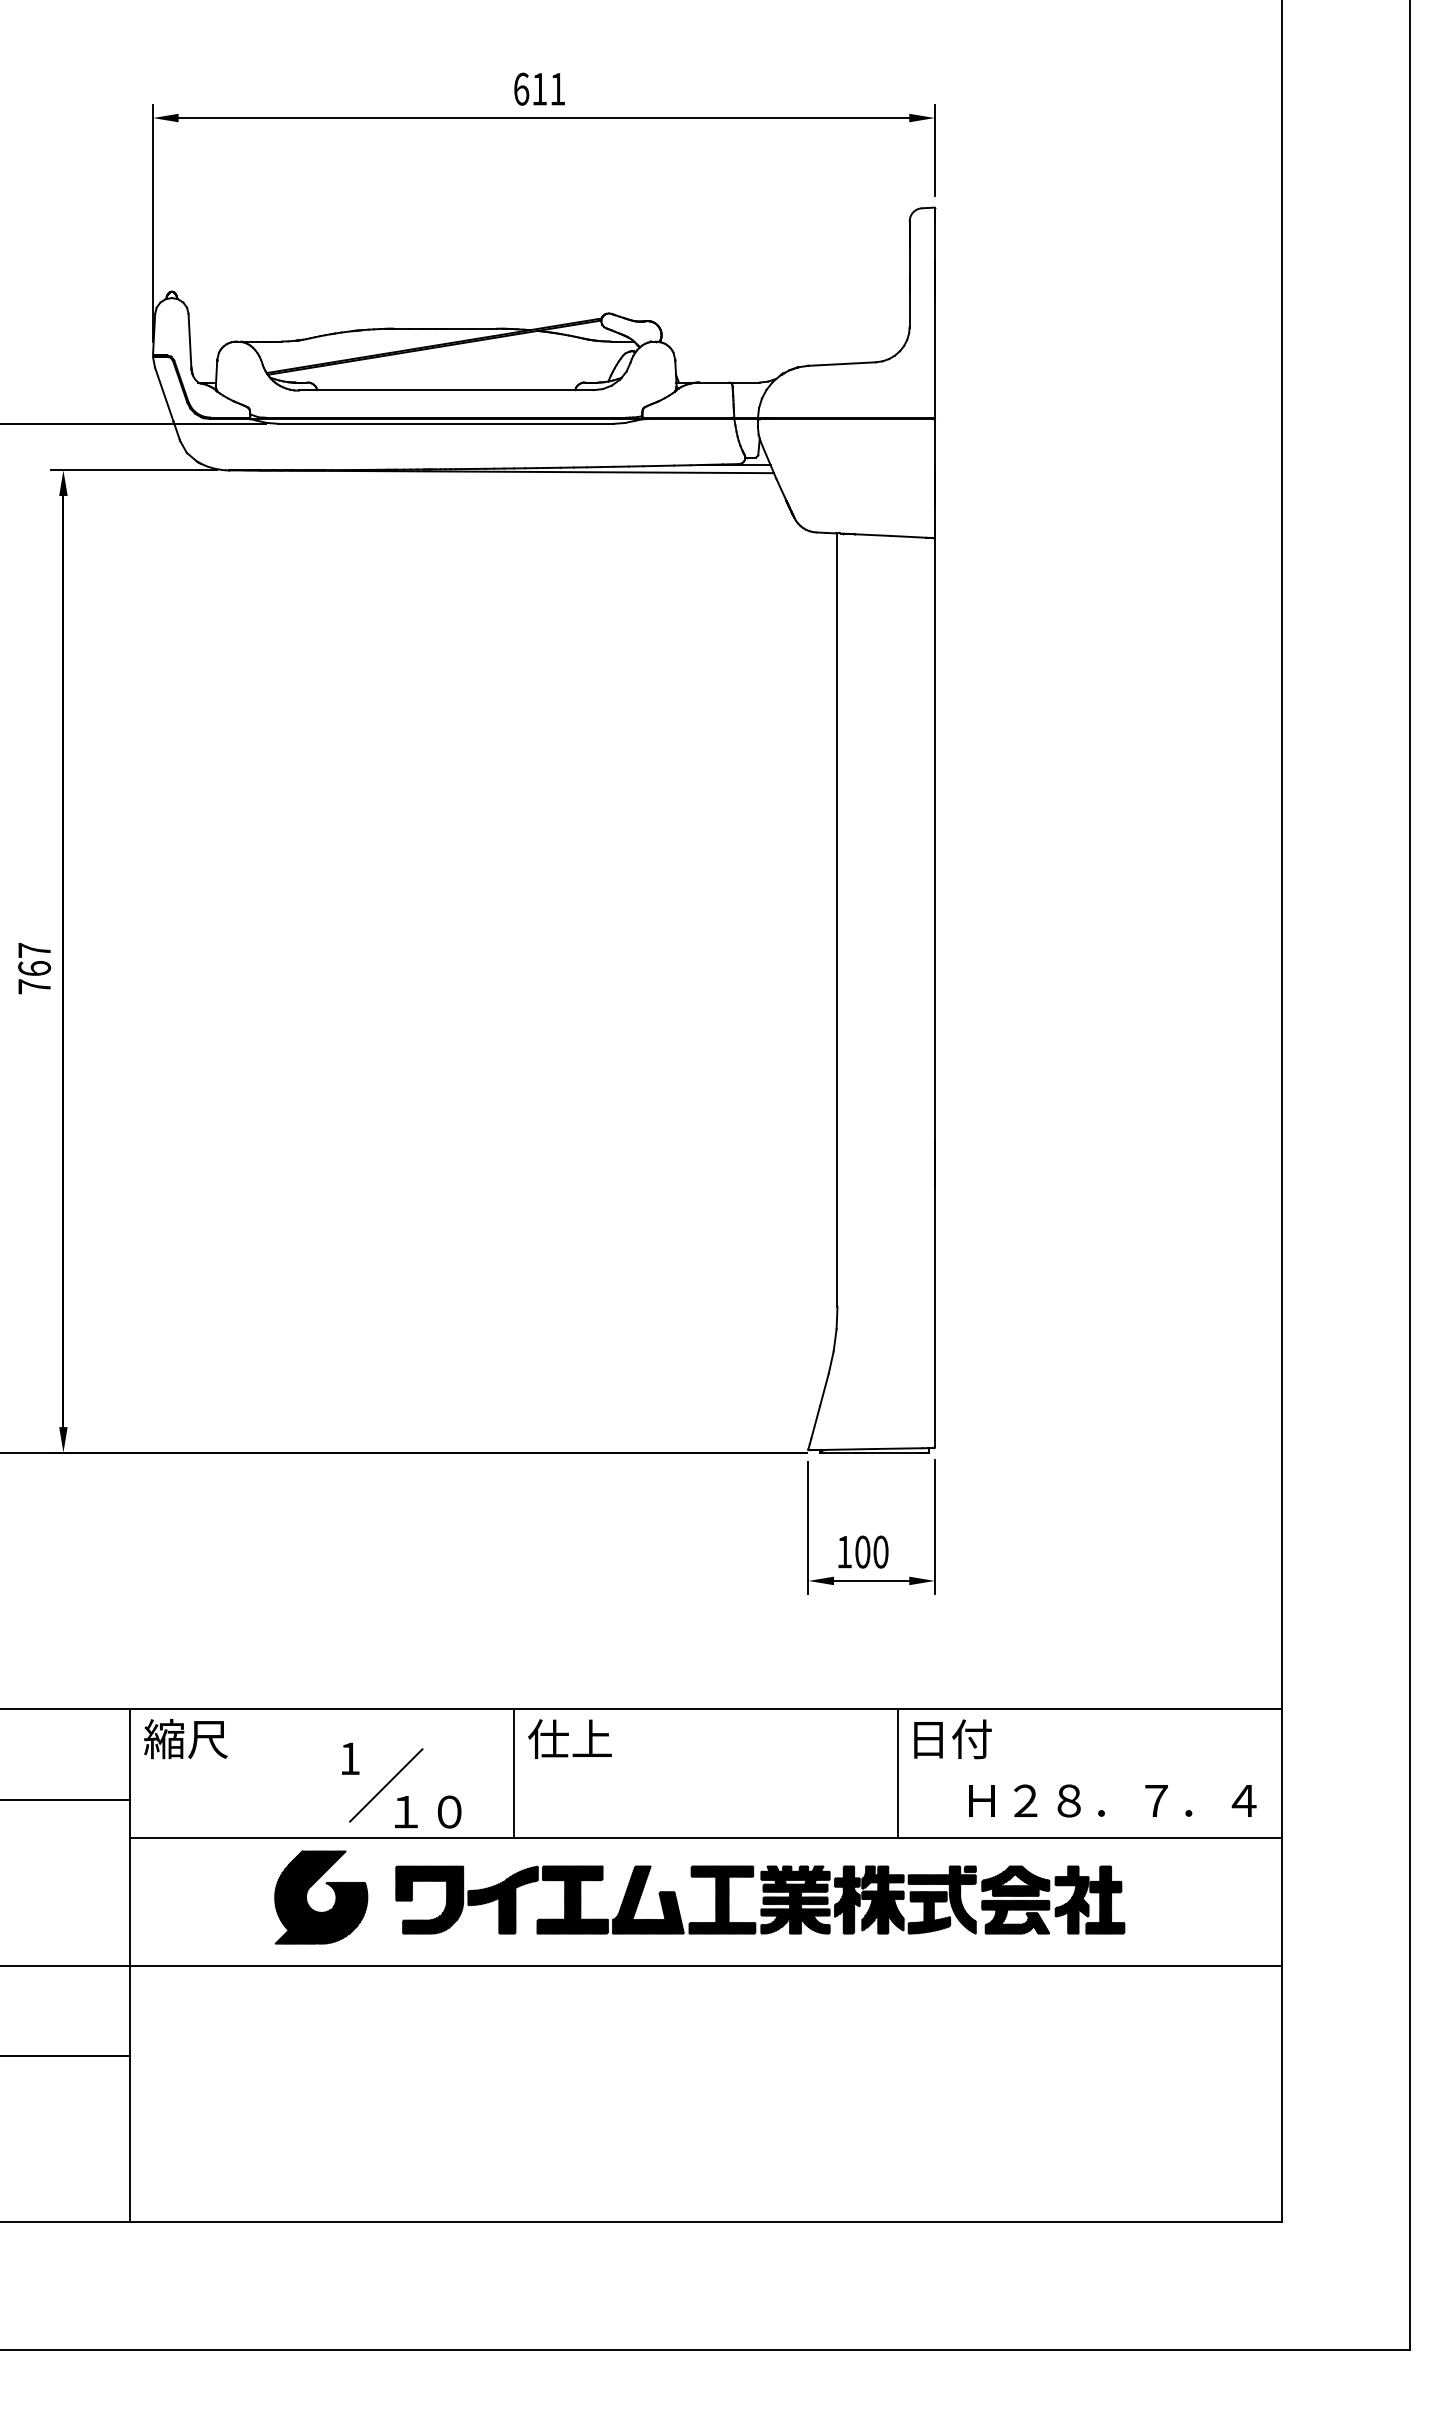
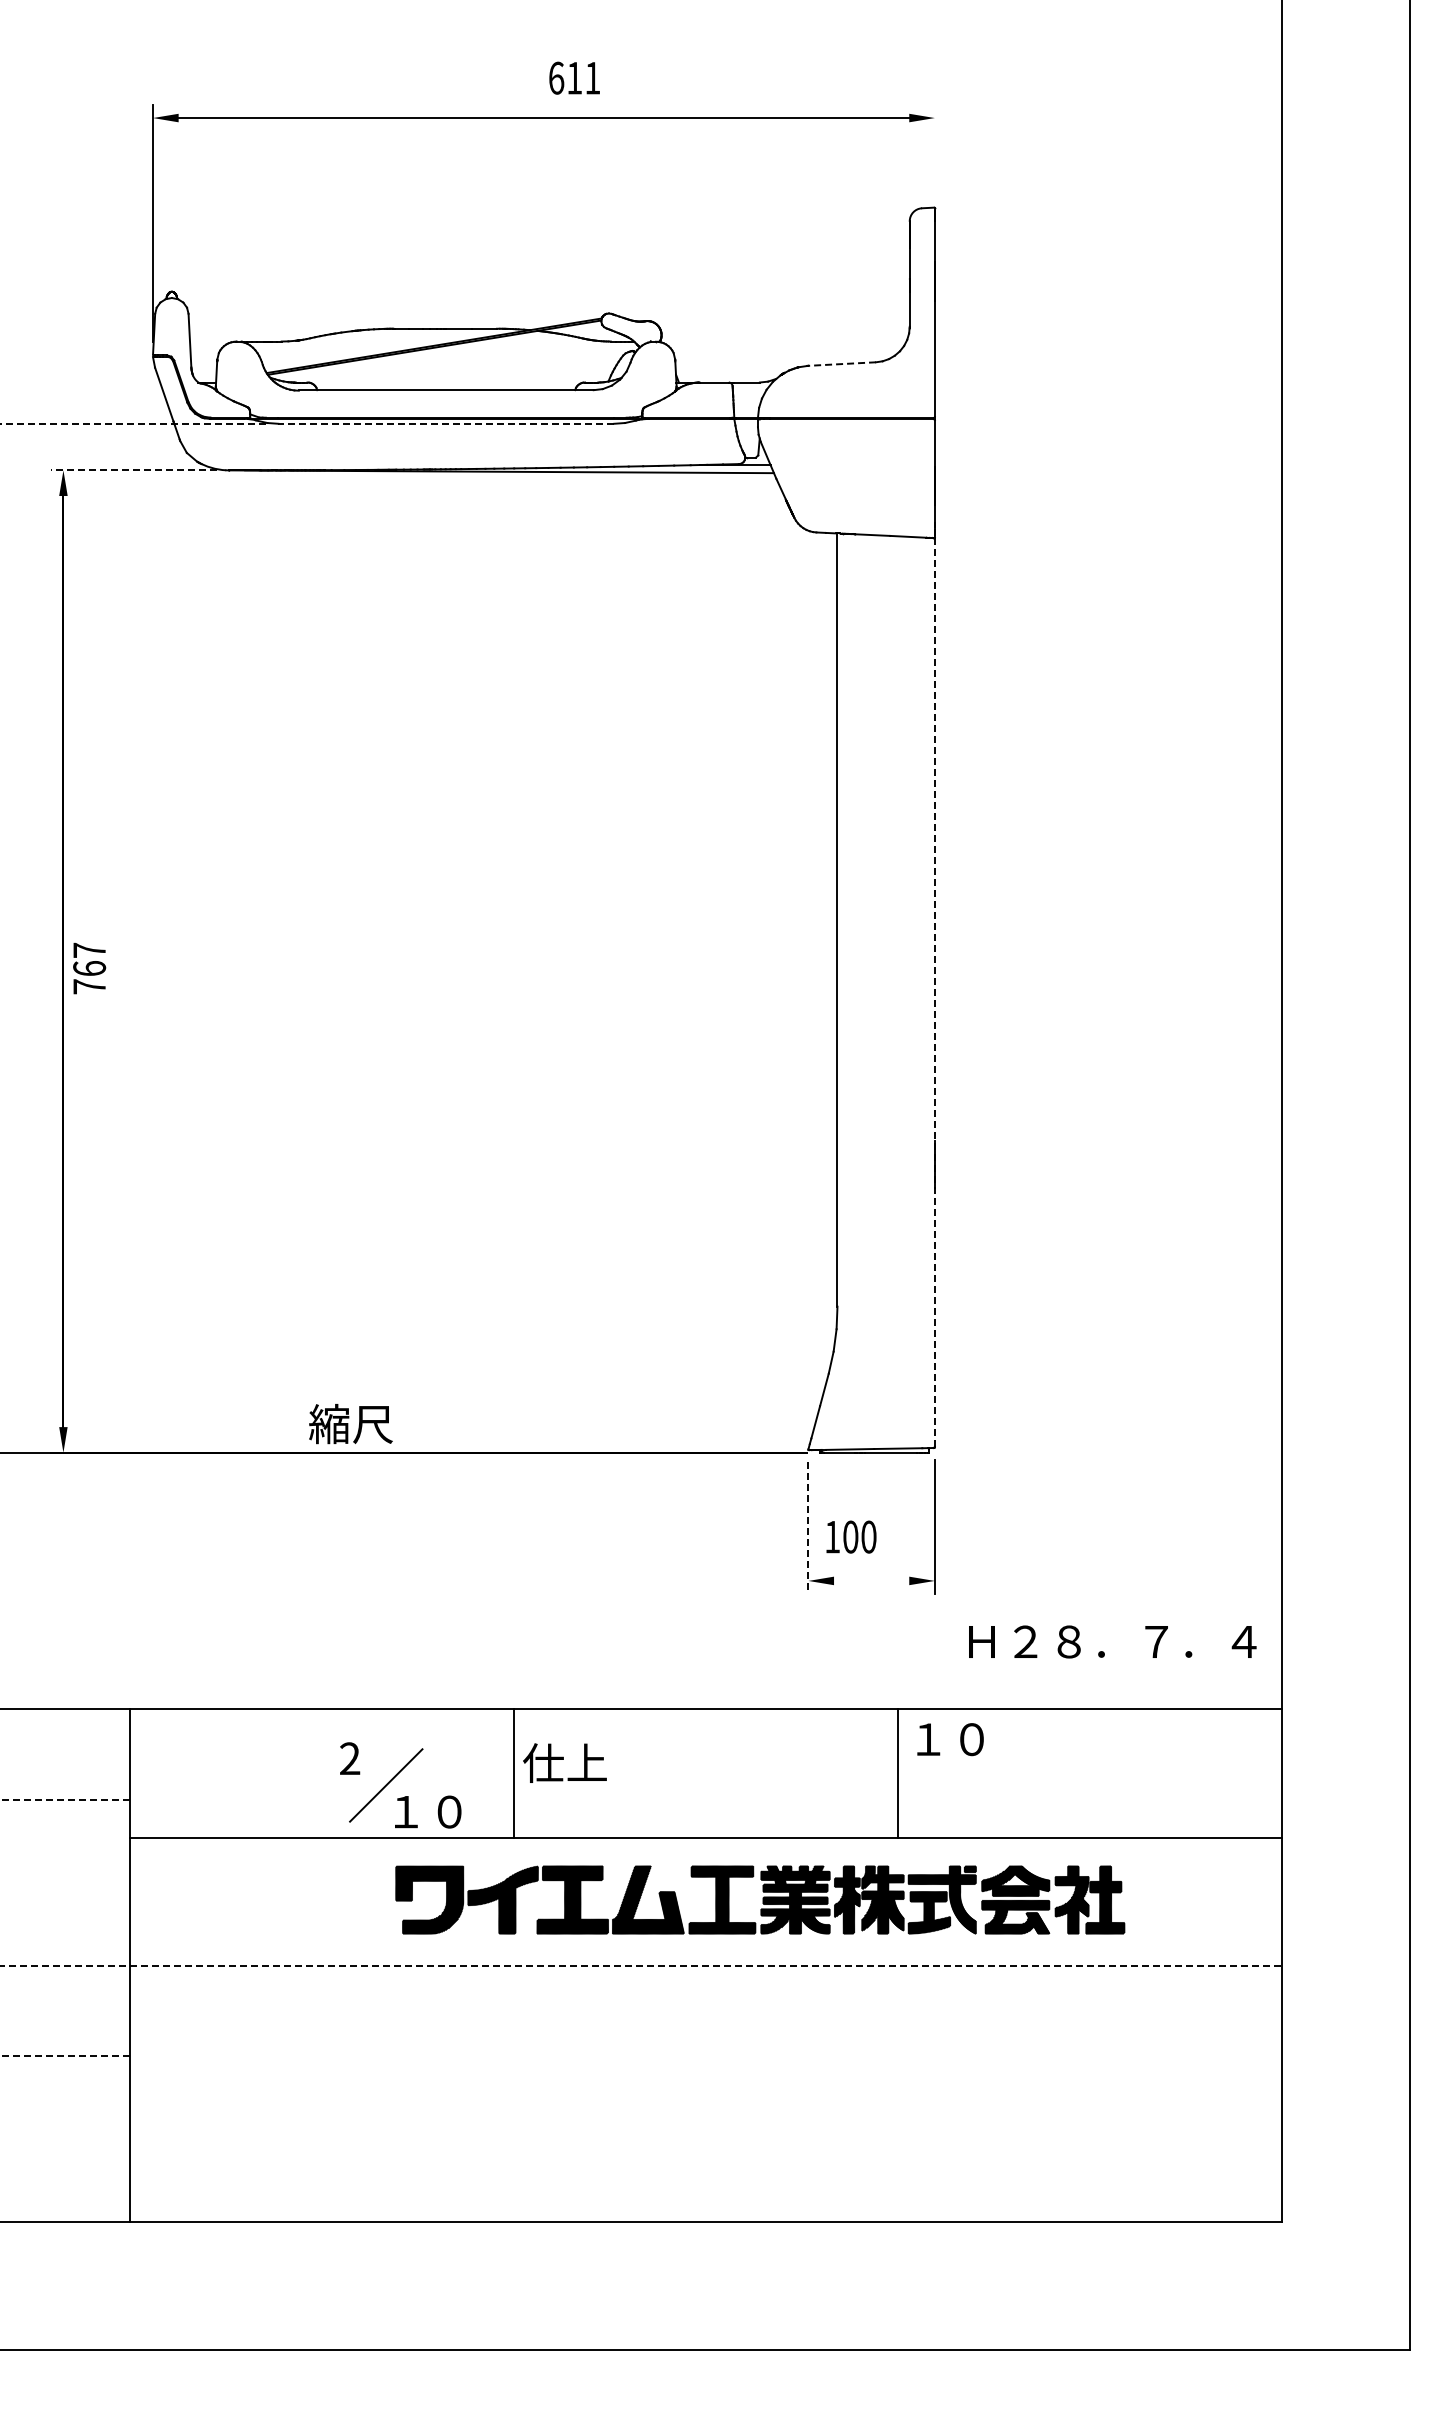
text position: (539, 88) -> (574, 77) (574, 77)
line: present -> none (934, 150)
line: solid -> dashed (842, 364)
line: solid -> dashed (132, 423)
line: solid -> dashed (446, 423)
line: solid -> dashed (133, 470)
text position: (34, 968) -> (89, 968) (89, 968)
line: solid -> dashed (934, 992)
line: solid -> dashed (808, 1527)
text position: (863, 1551) -> (851, 1536) (851, 1536)
line: present -> none (871, 1580)
text position: (569, 1738) -> (564, 1762) (564, 1762)
text position: (185, 1739) -> (350, 1424) (350, 1424)
text: 日付 -> １０ (952, 1739)
text: 1 -> 2 (350, 1758)
line: solid -> dashed (65, 1799)
text position: (1112, 1800) -> (1112, 1641) (1112, 1641)
part: present -> none (328, 1885)
line: solid -> dashed (641, 1966)
line: solid -> dashed (65, 2055)
